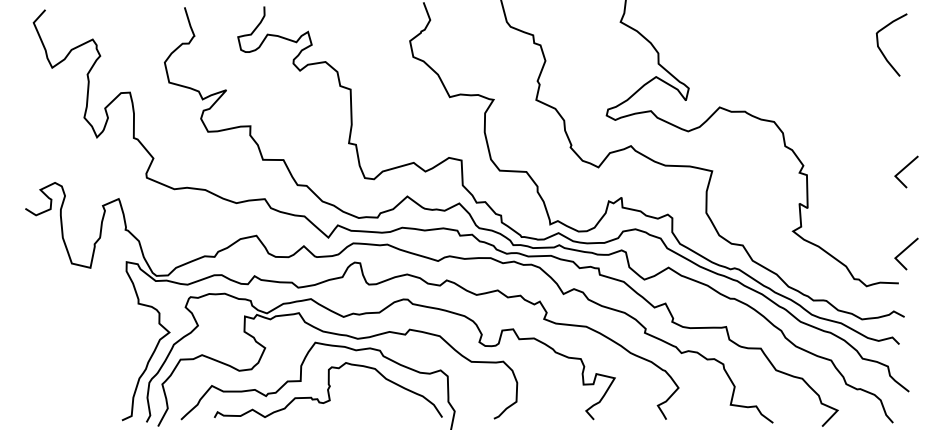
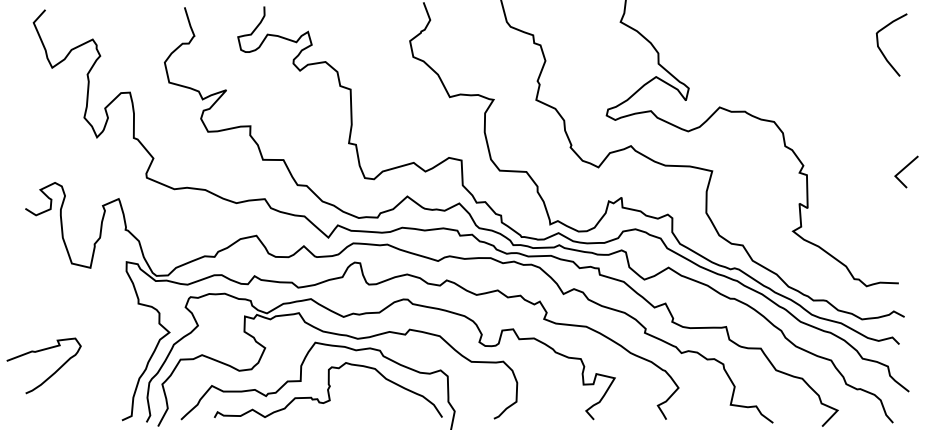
line: present -> none (904, 251)
curve: none -> present (52, 373)
